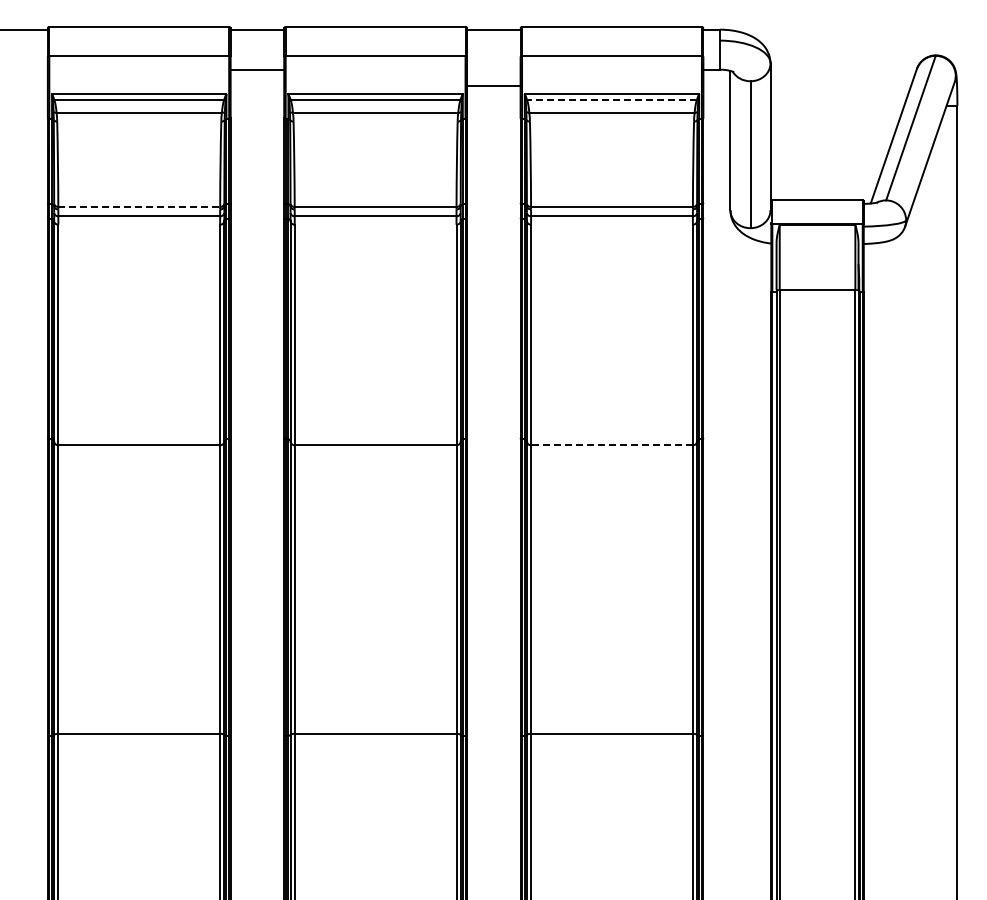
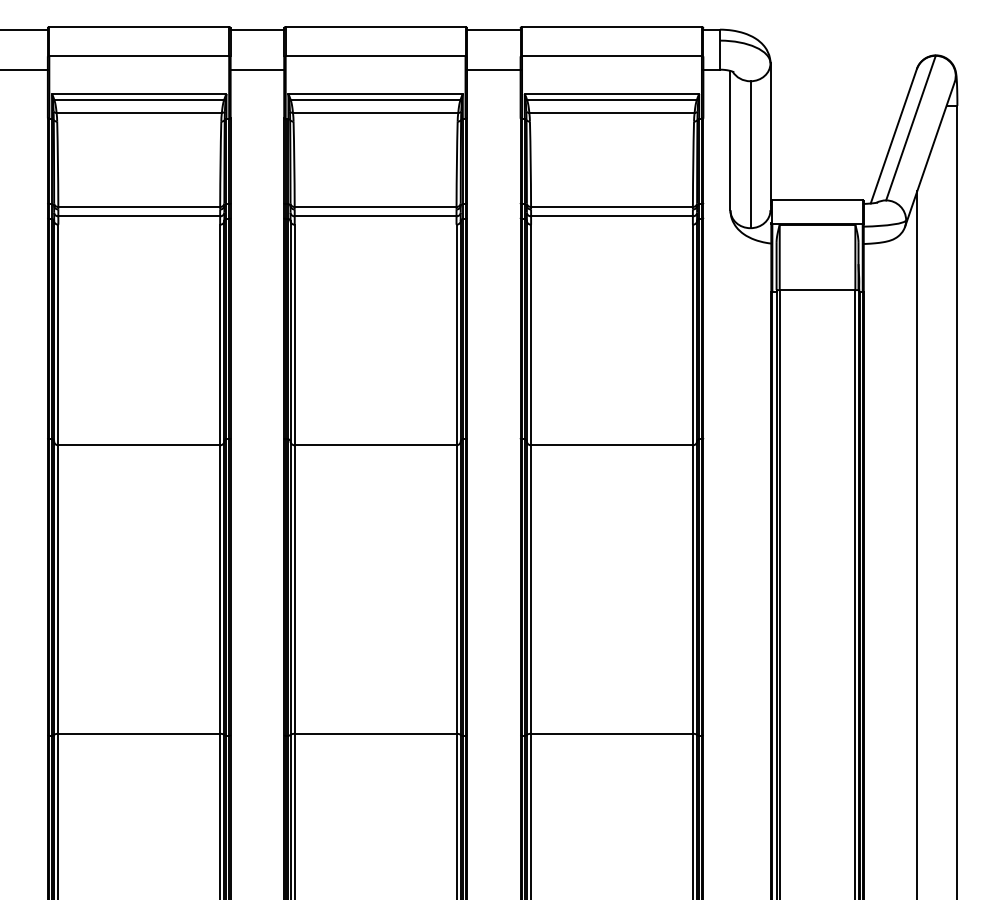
line: none -> present (24, 69)
line position: (493, 85) -> (493, 69) (493, 69)
line: dashed -> solid (611, 100)
line: dashed -> solid (139, 207)
line: dashed -> solid (611, 445)
line: none -> present (917, 543)
